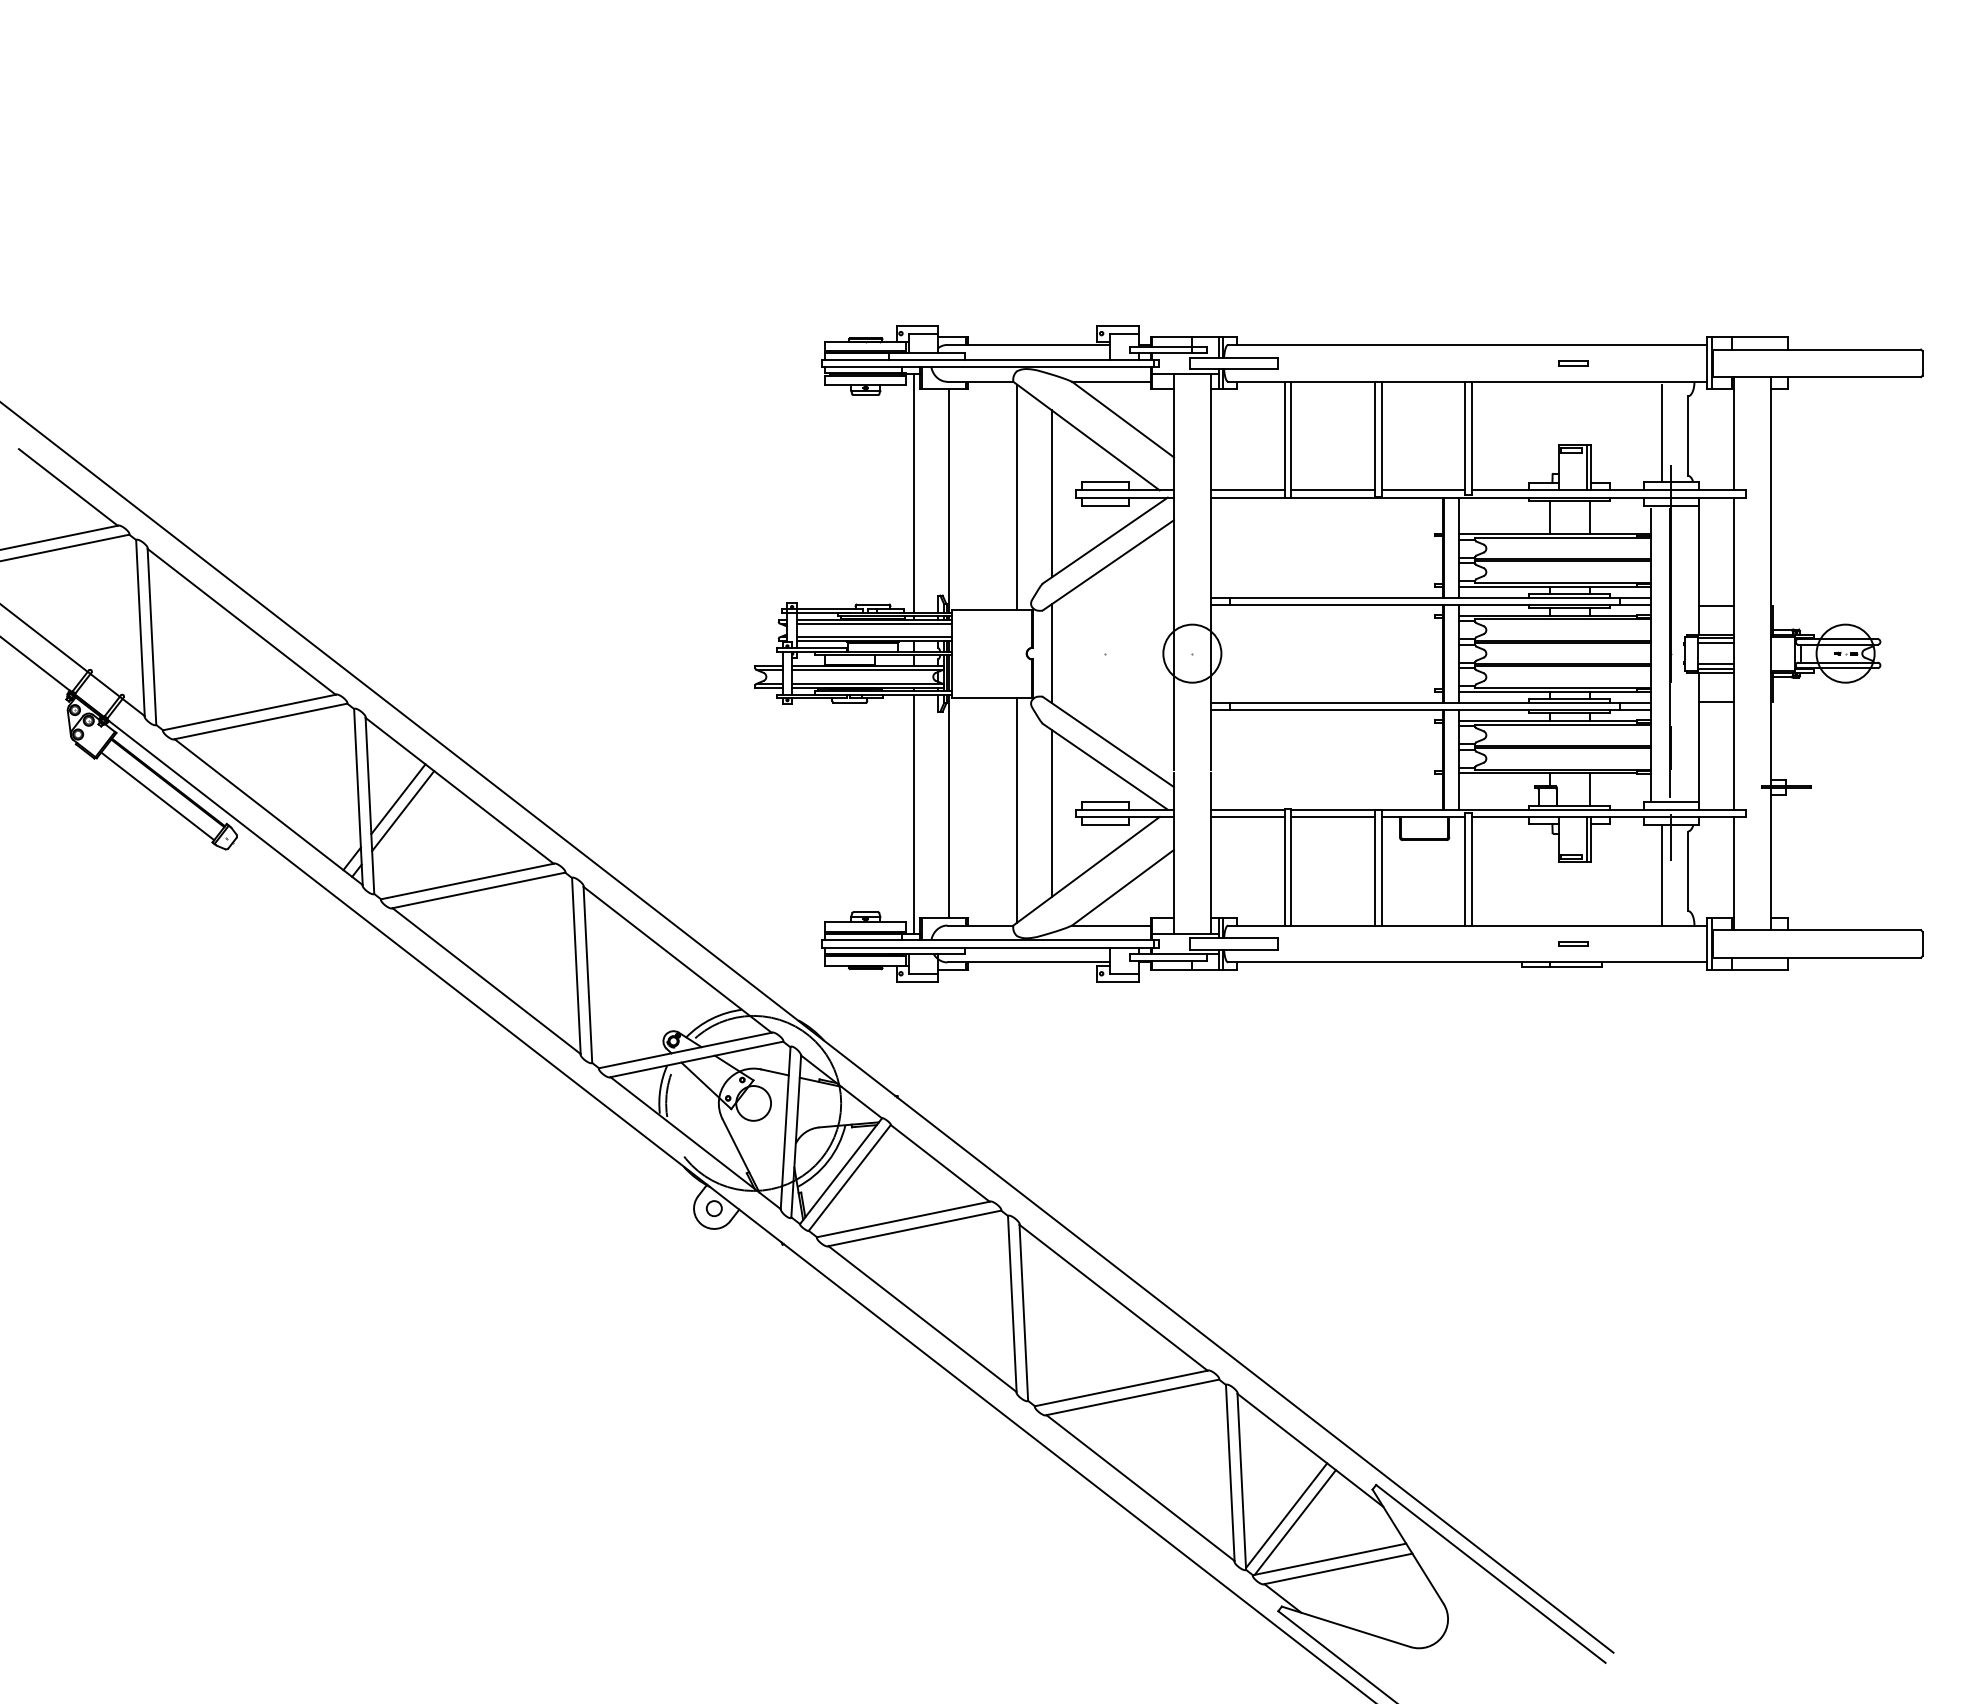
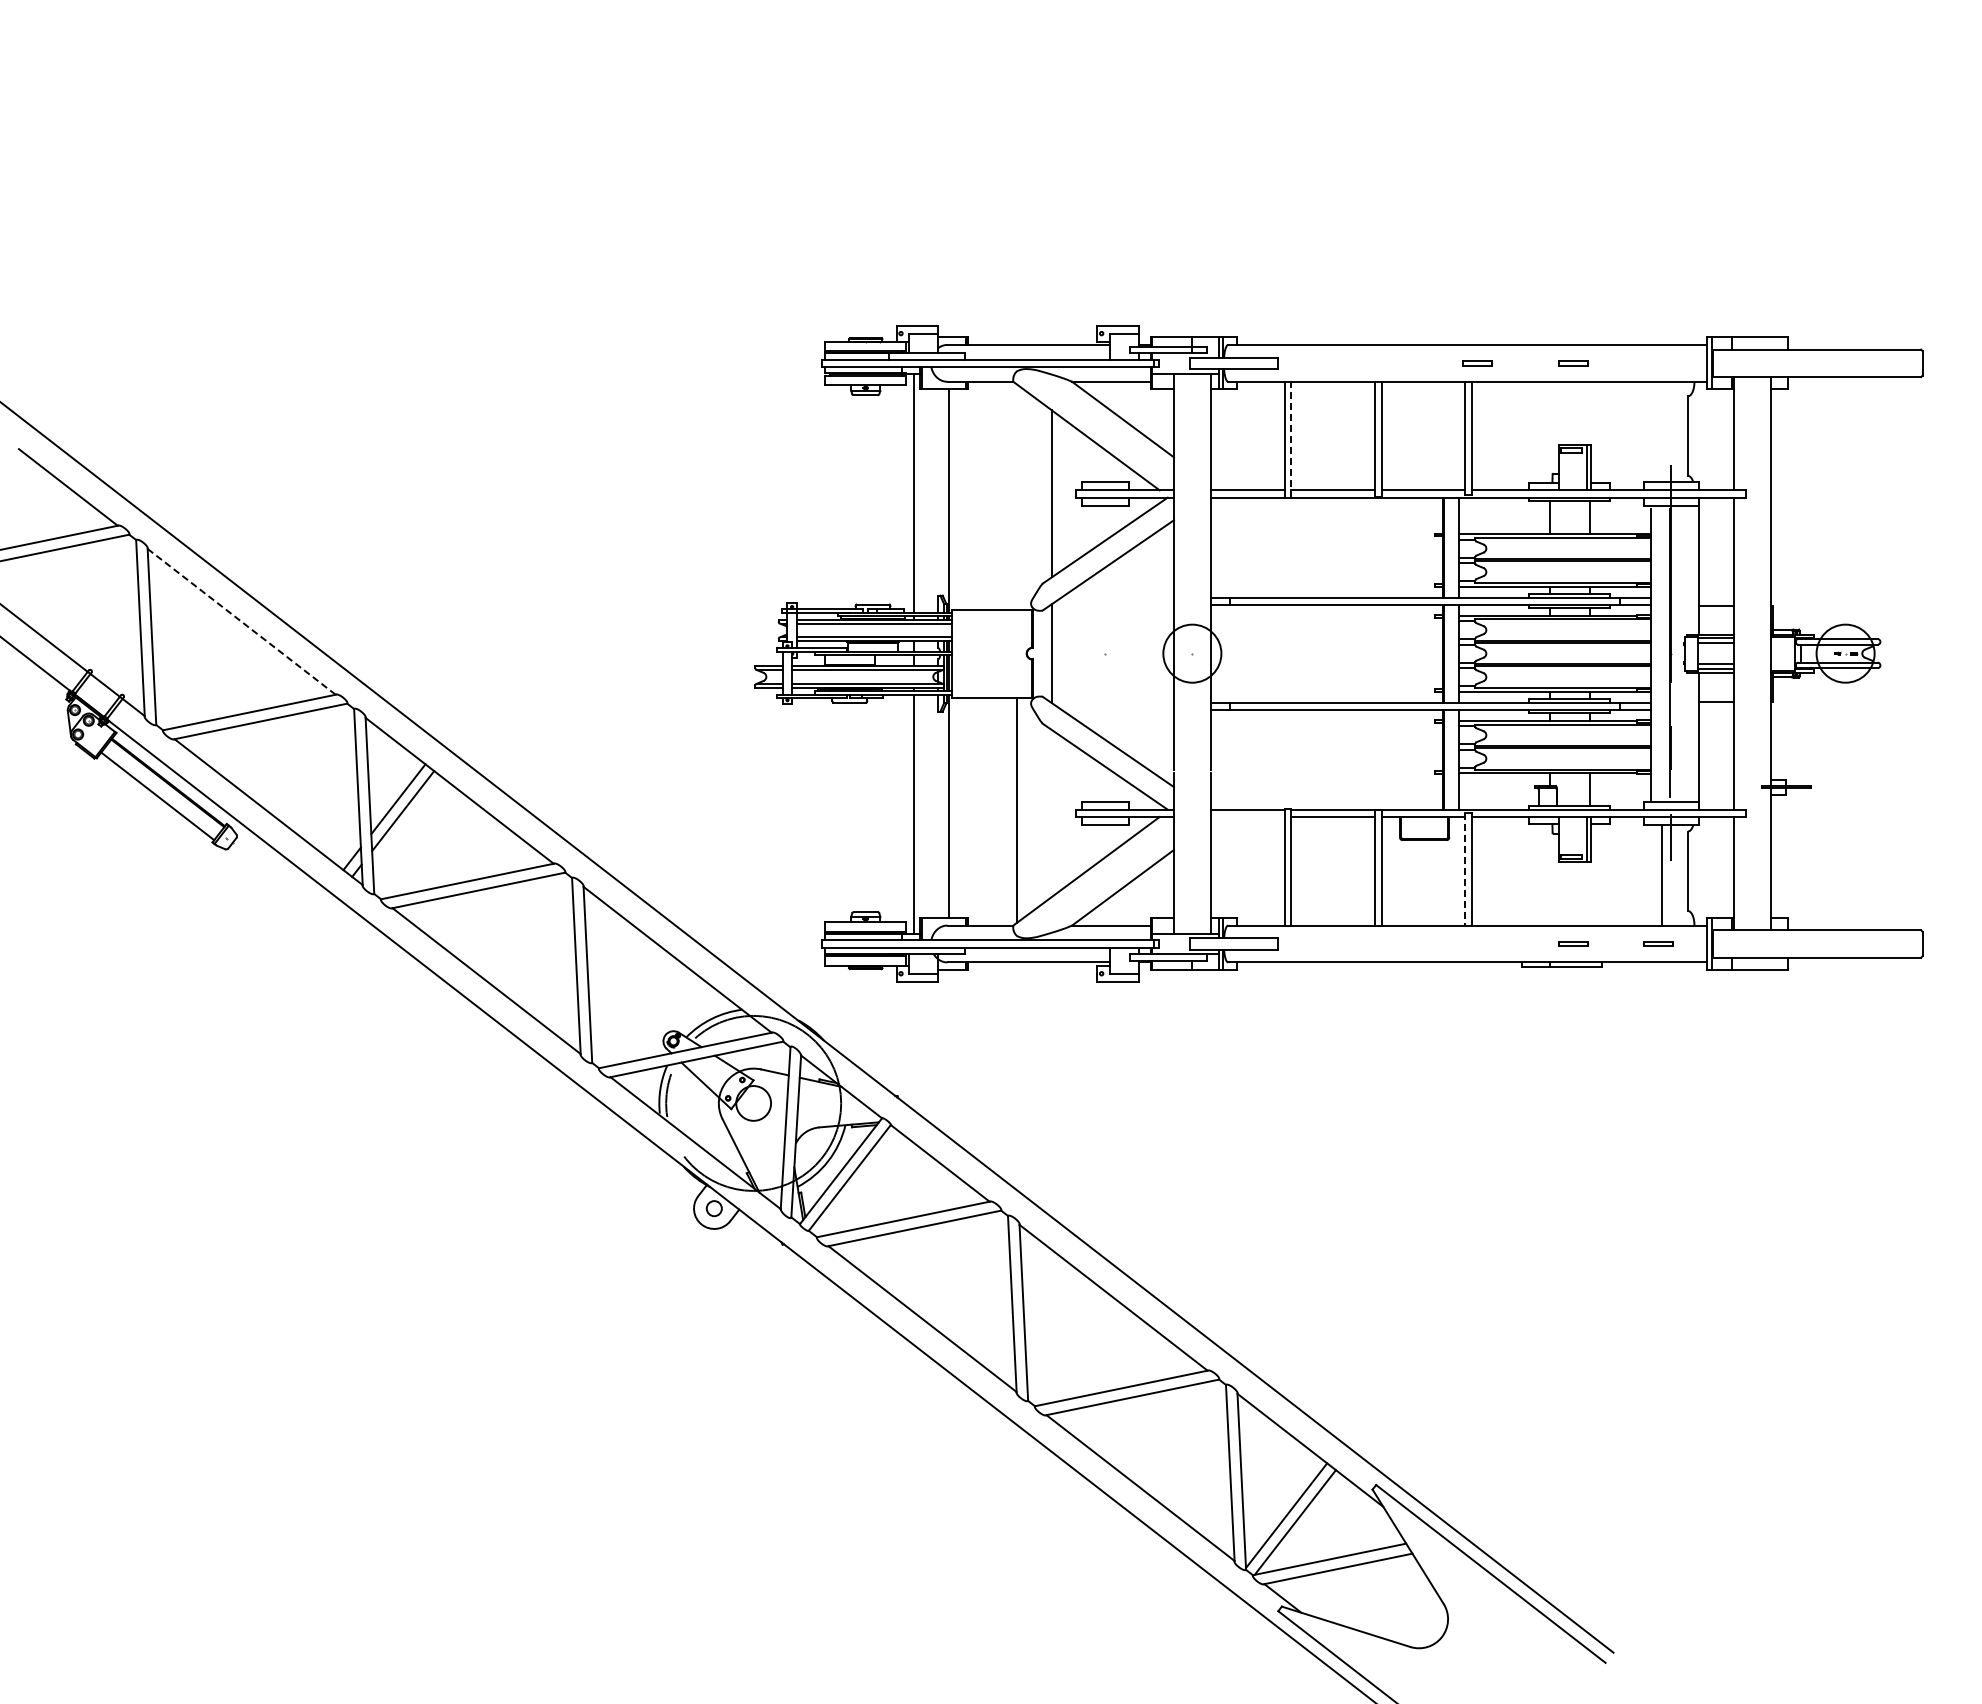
part: none -> present (1477, 363)
line: present -> none (1662, 433)
line: solid -> dashed (1291, 439)
line: present -> none (1017, 496)
line: solid -> dashed (242, 622)
line: present -> none (1052, 813)
line: present -> none (1247, 816)
line: solid -> dashed (1465, 869)
part: none -> present (1658, 943)
